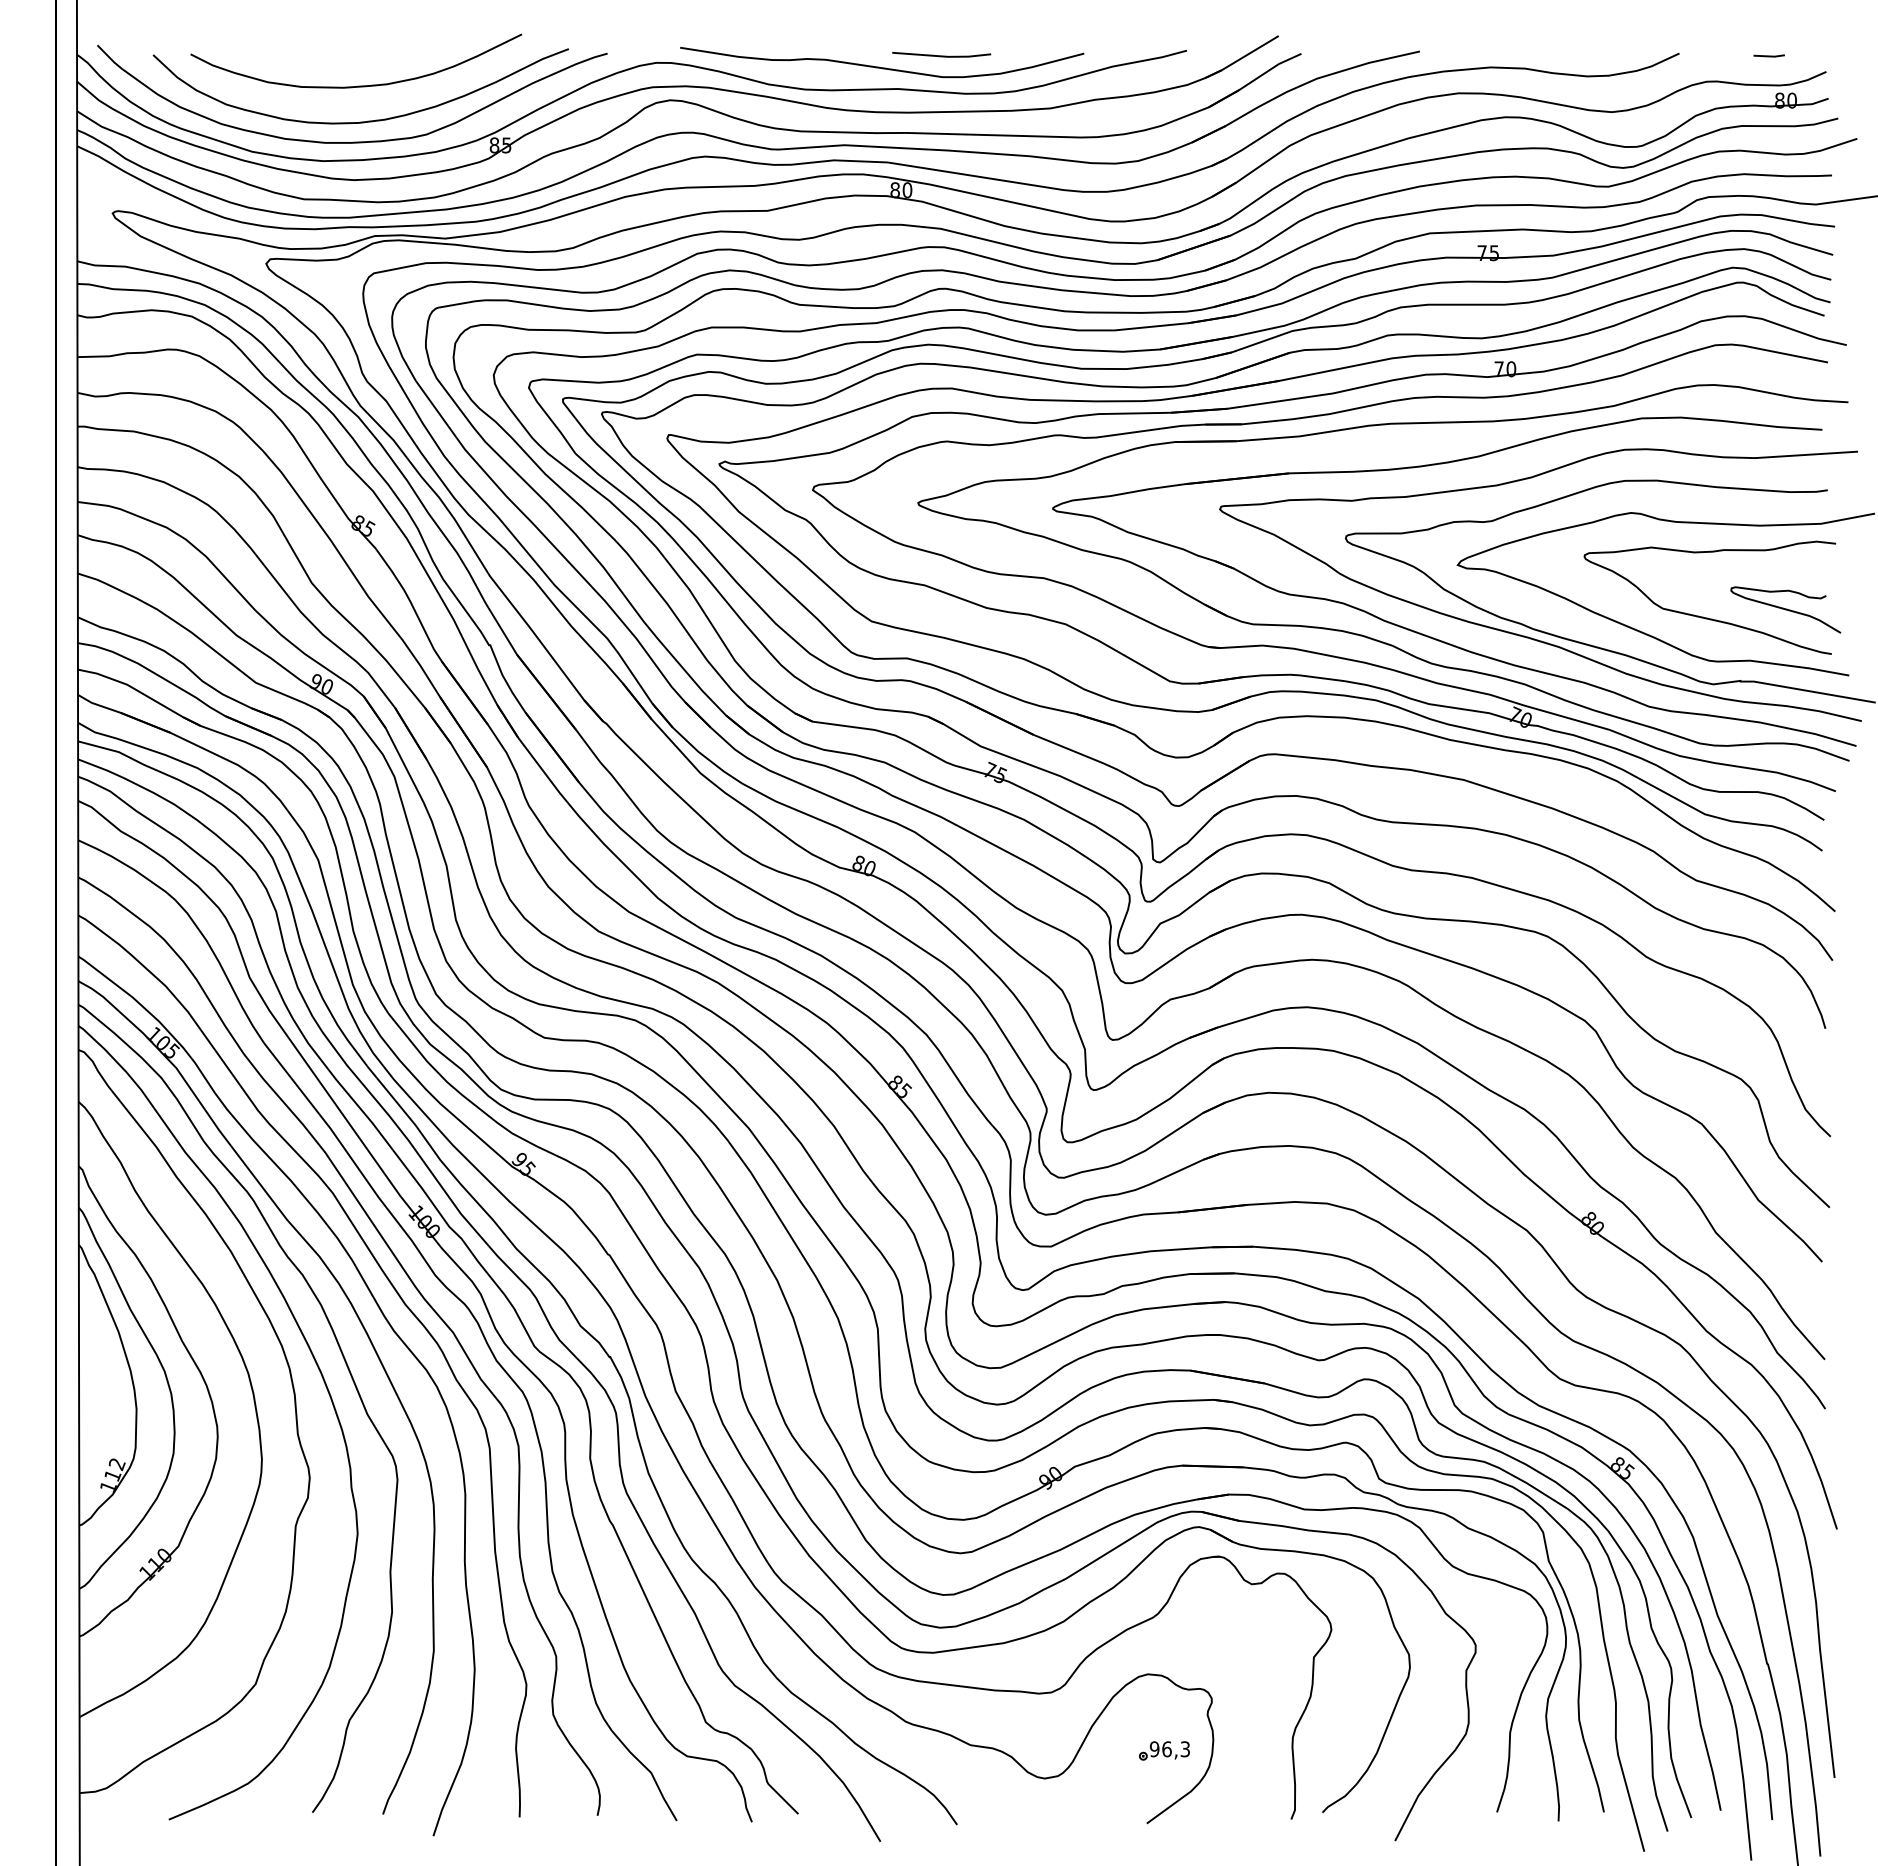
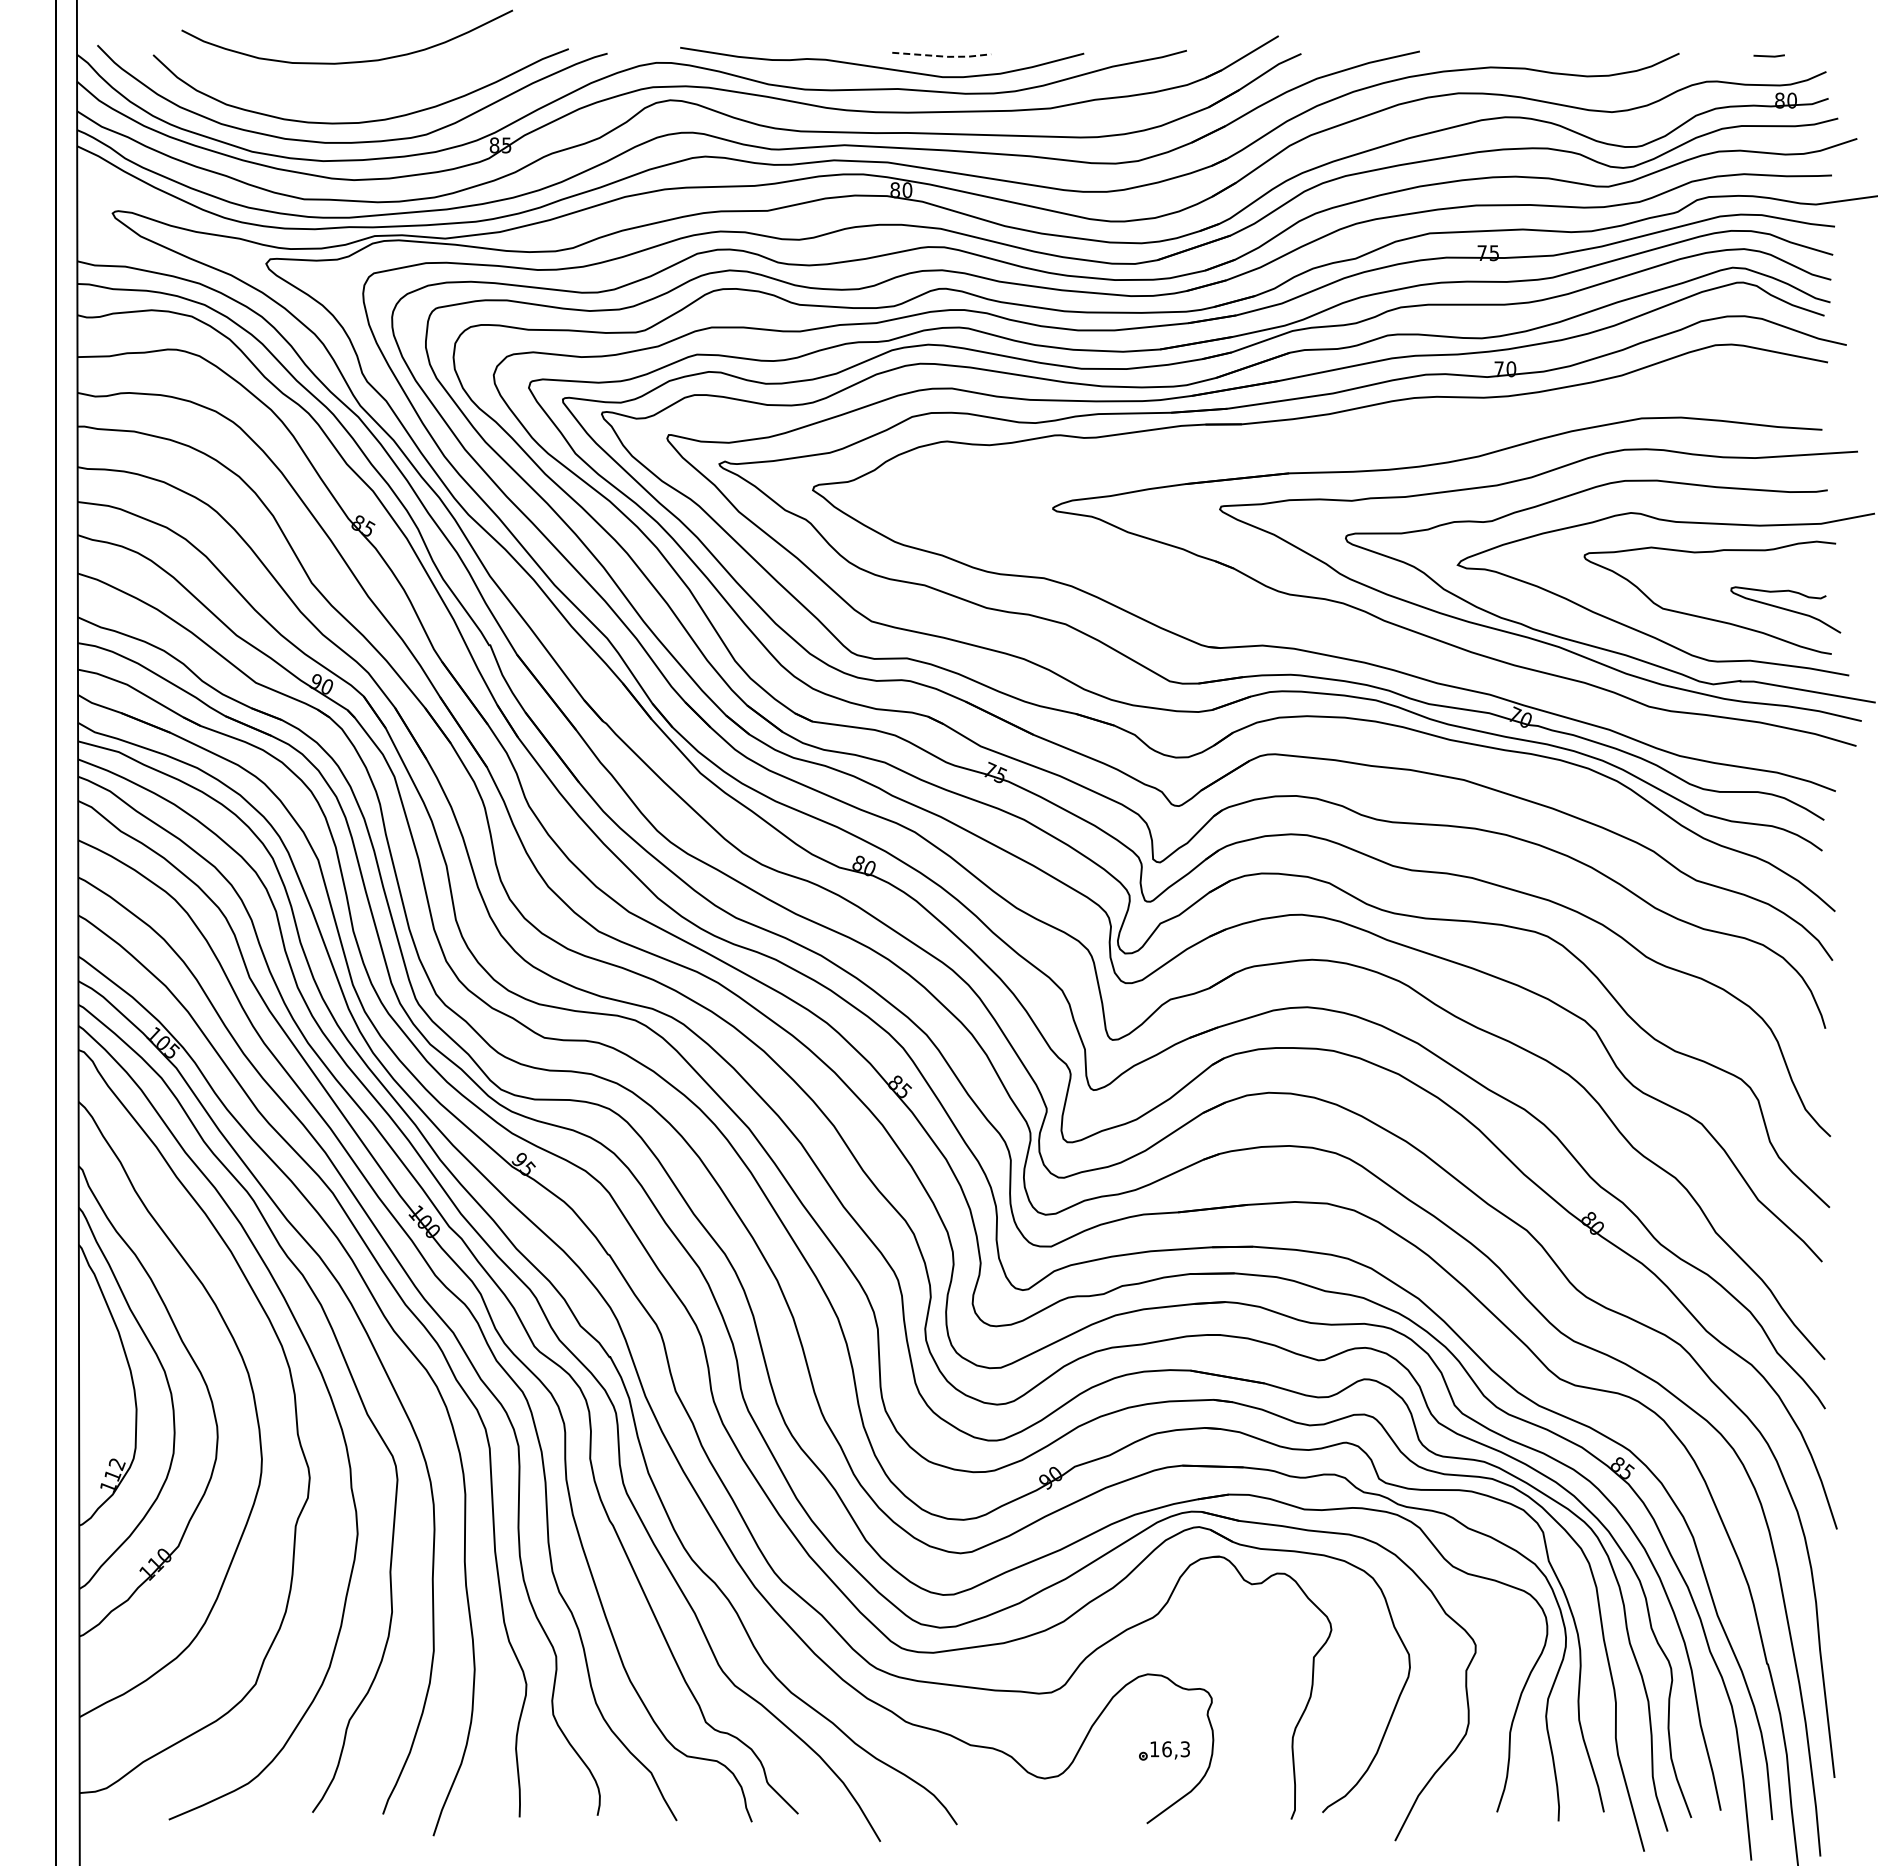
line: solid -> dashed (943, 56)
curve position: (357, 85) -> (348, 61) (348, 61)
part: present -> none (1362, 634)
text: 96,3 -> 16,3 (1154, 1749)
